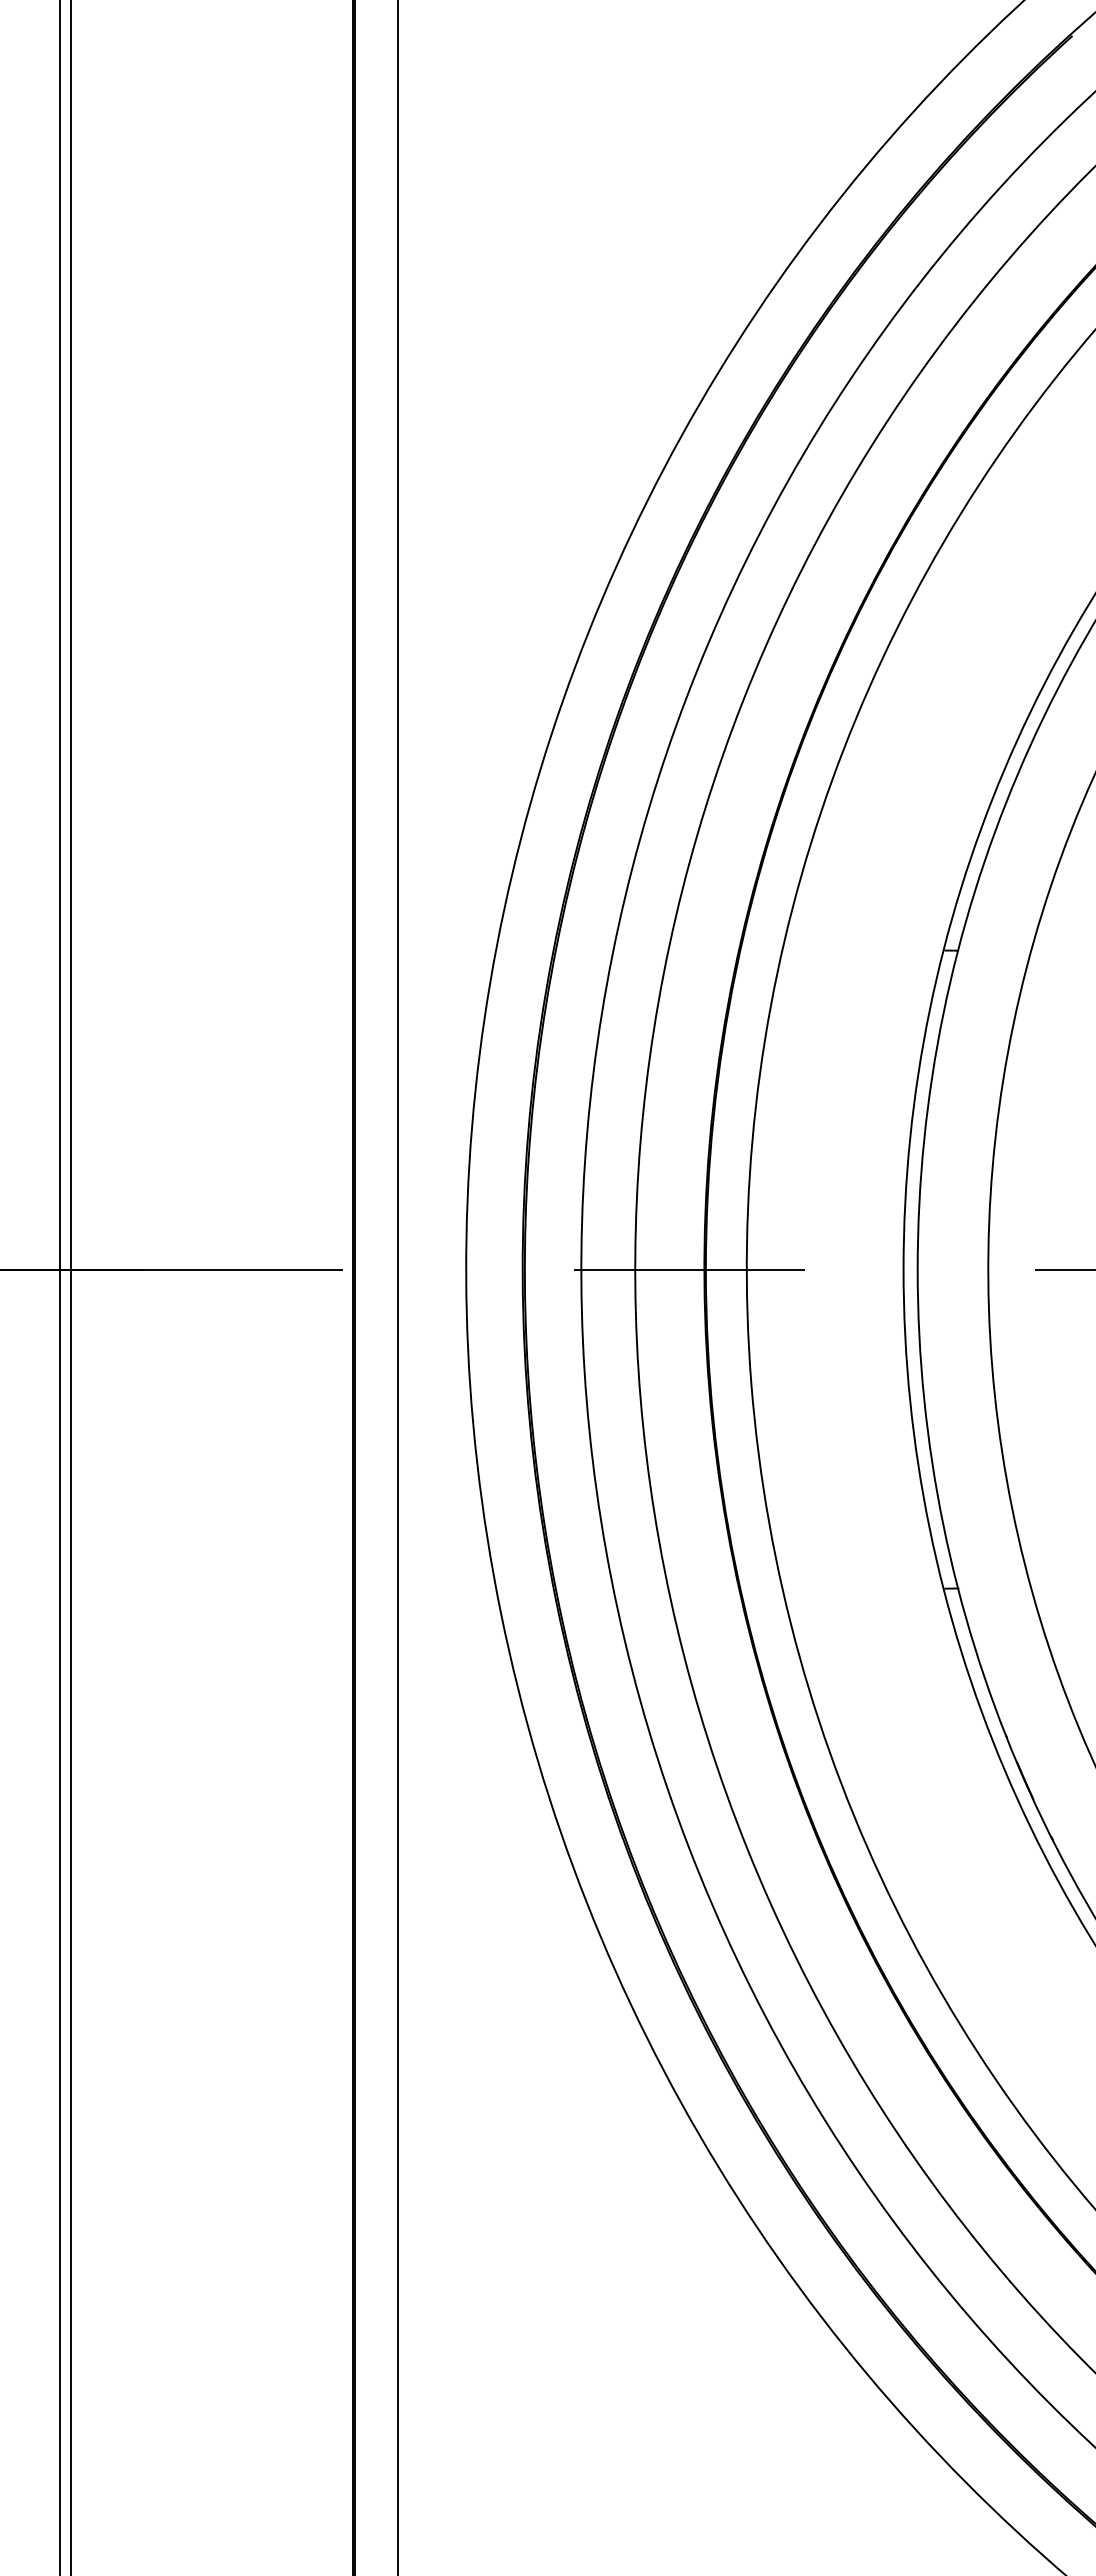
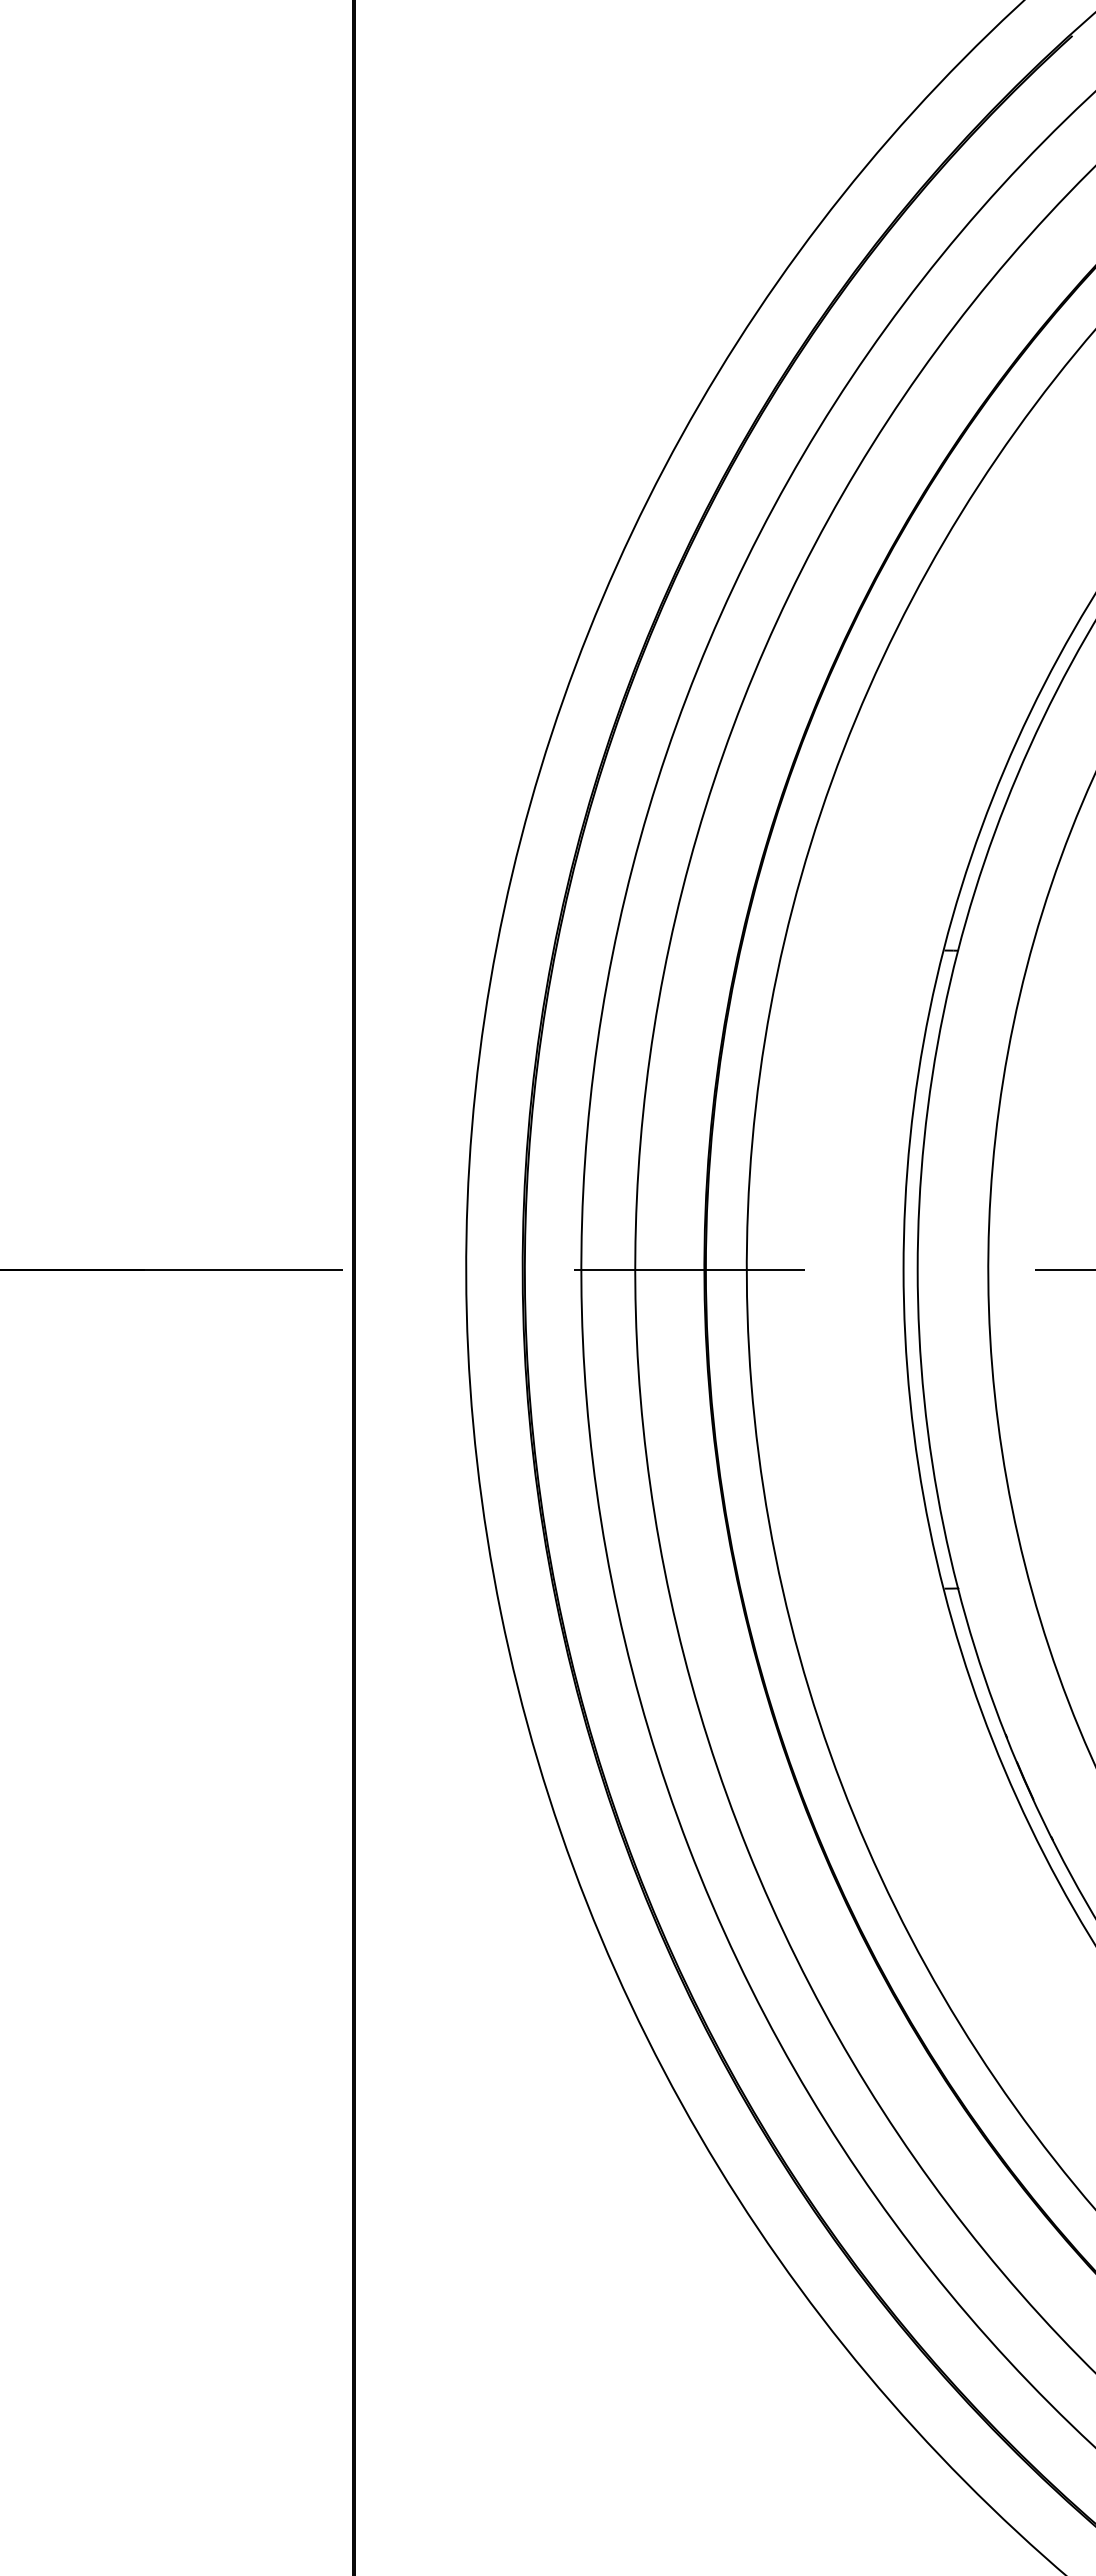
line: present -> none (60, 1287)
line: present -> none (70, 1287)
line: present -> none (397, 1287)
